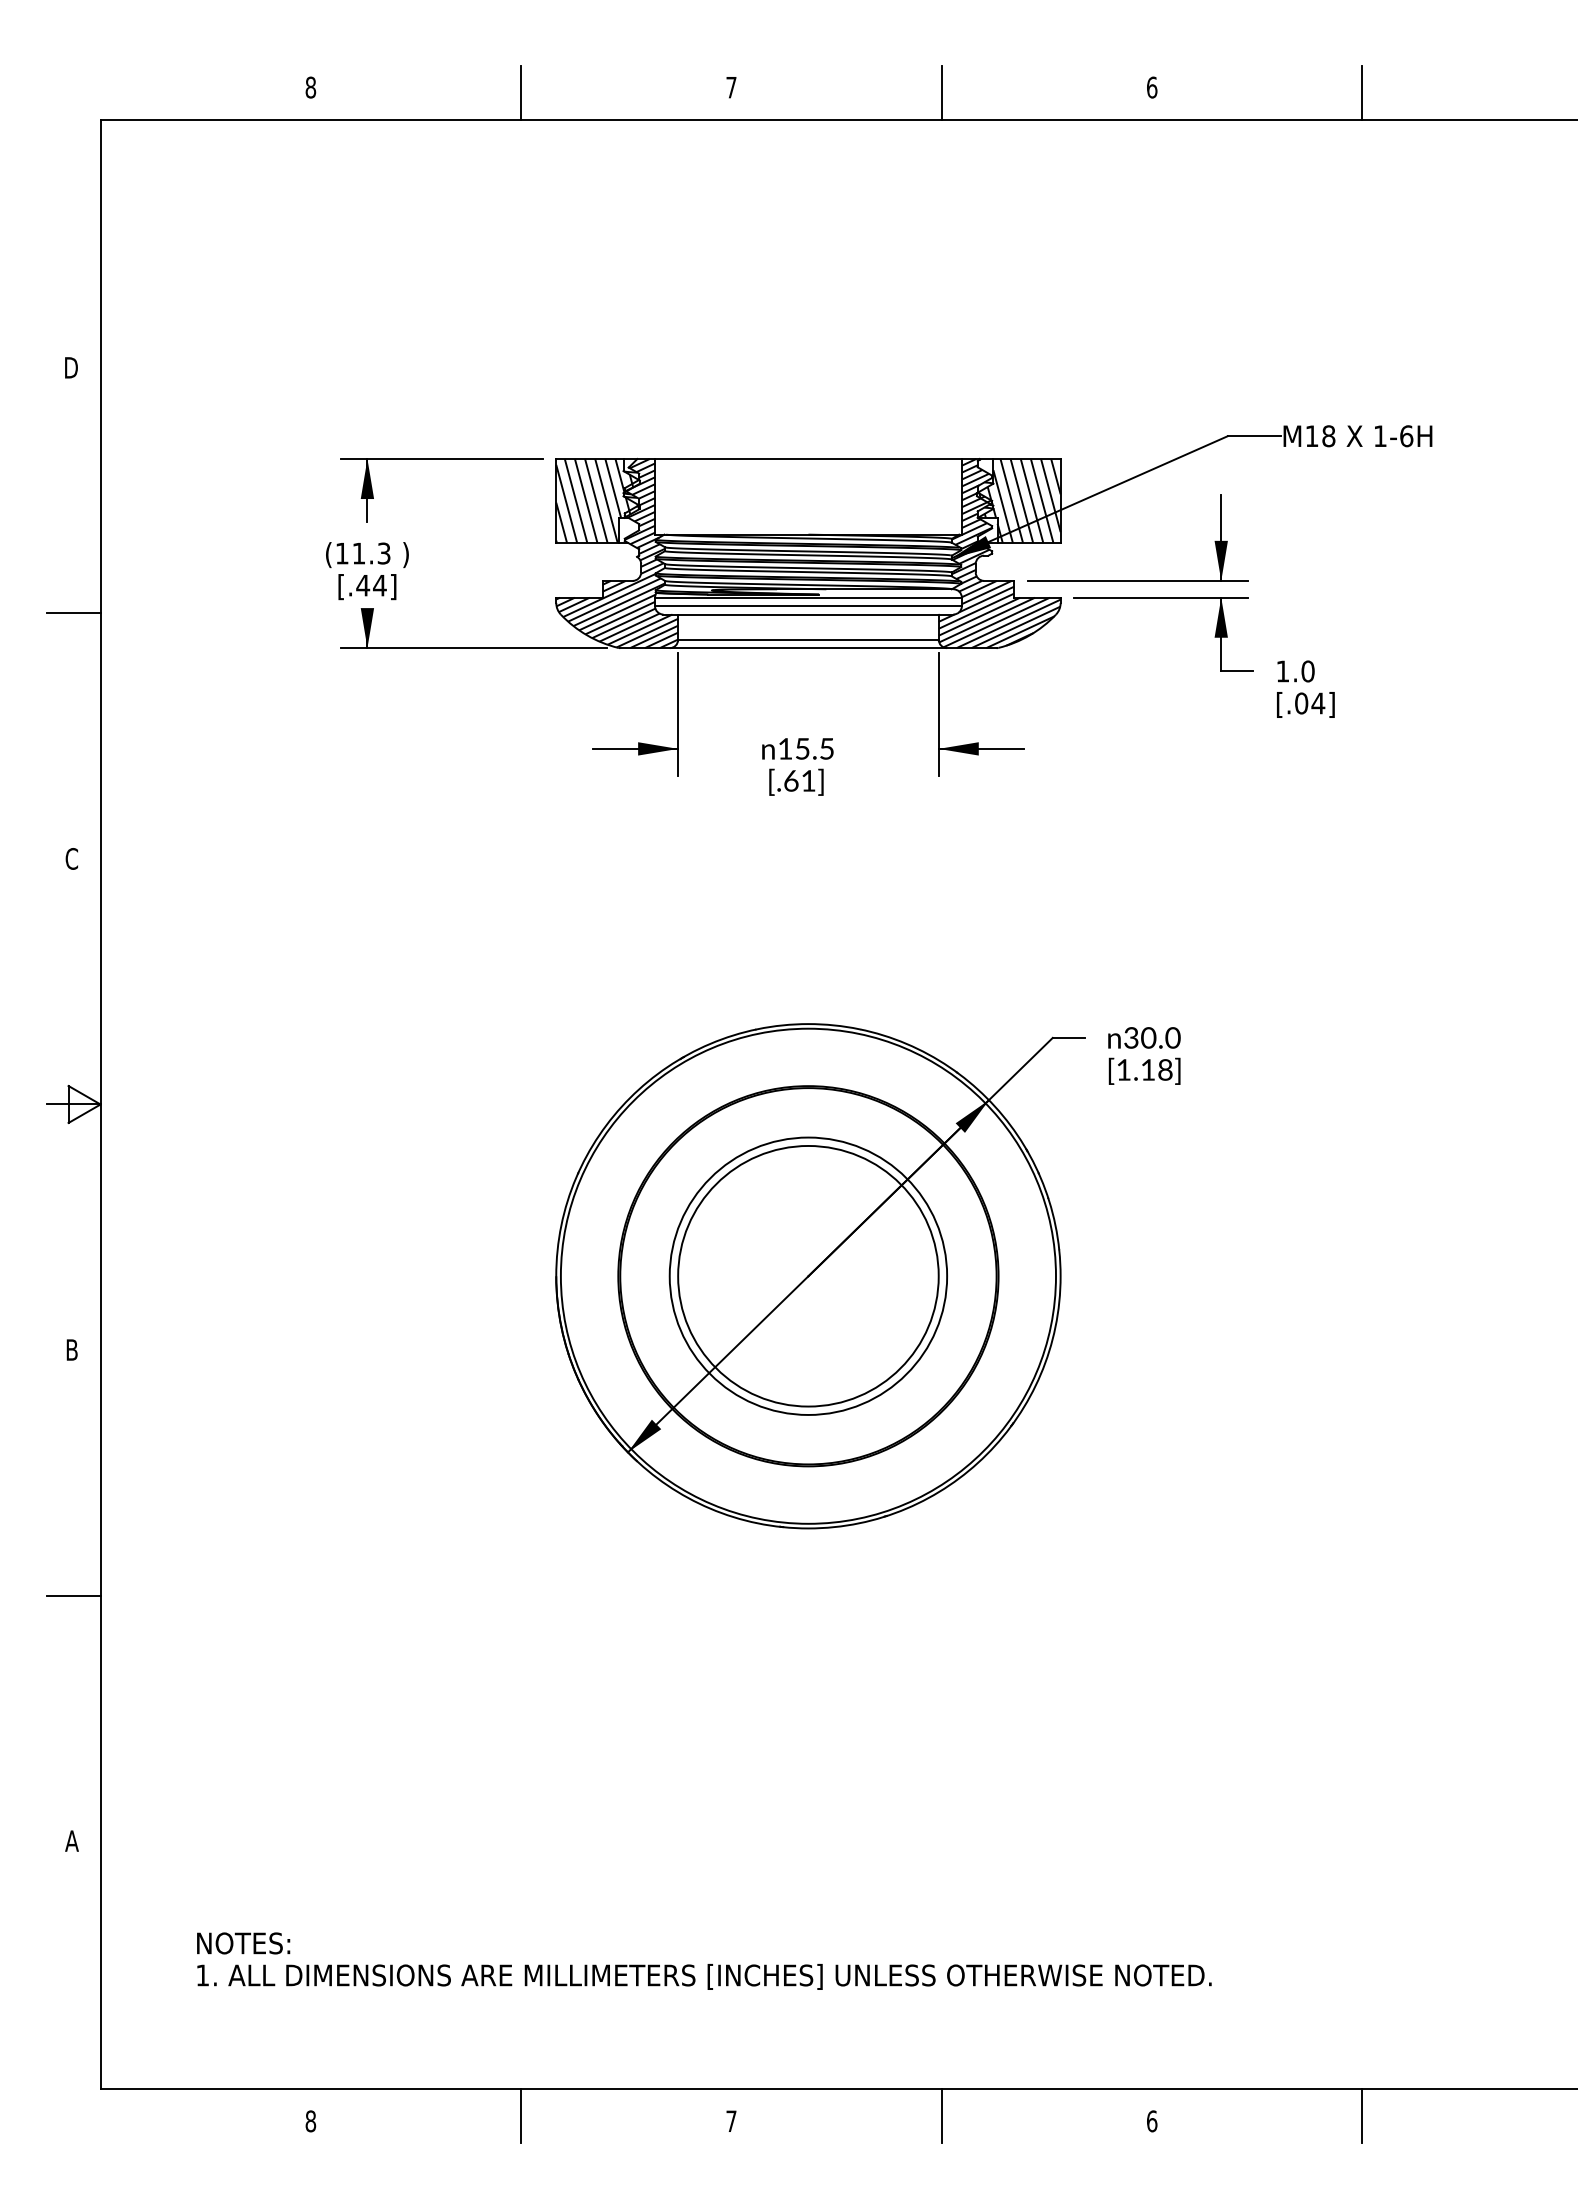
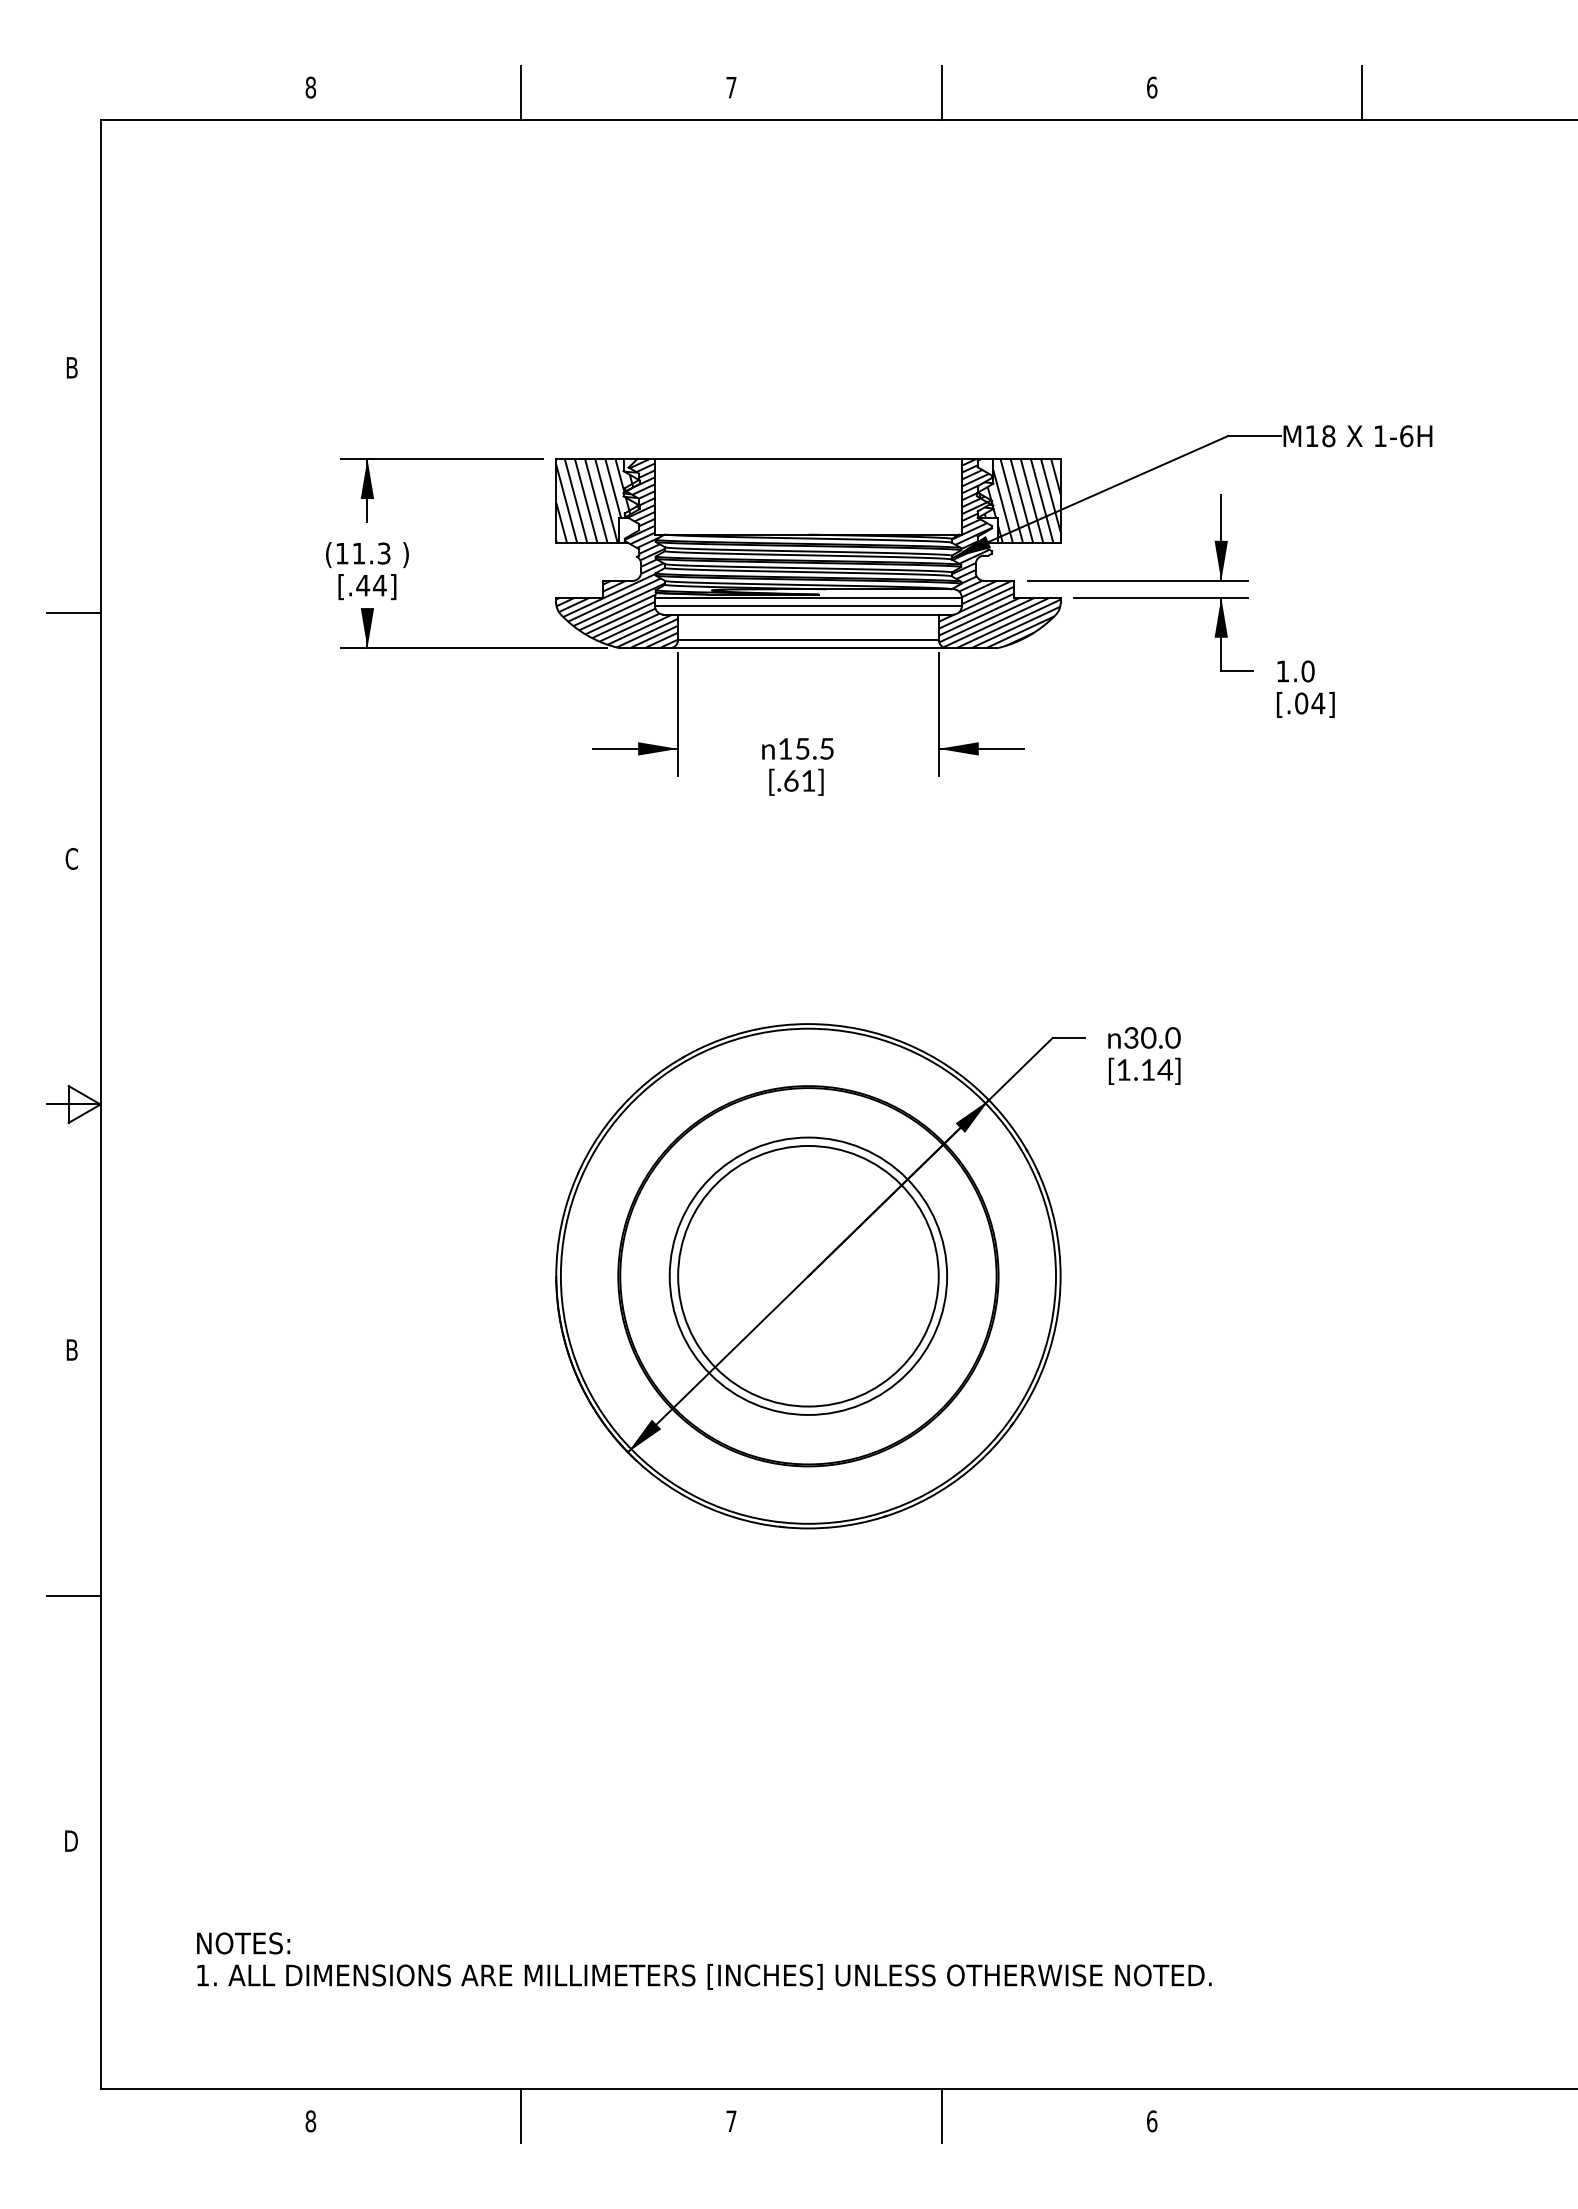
text: D -> B (71, 367)
text: [1.18] -> [1.14] (1165, 1069)
text: A -> D (71, 1840)
line: present -> none (1362, 2115)
